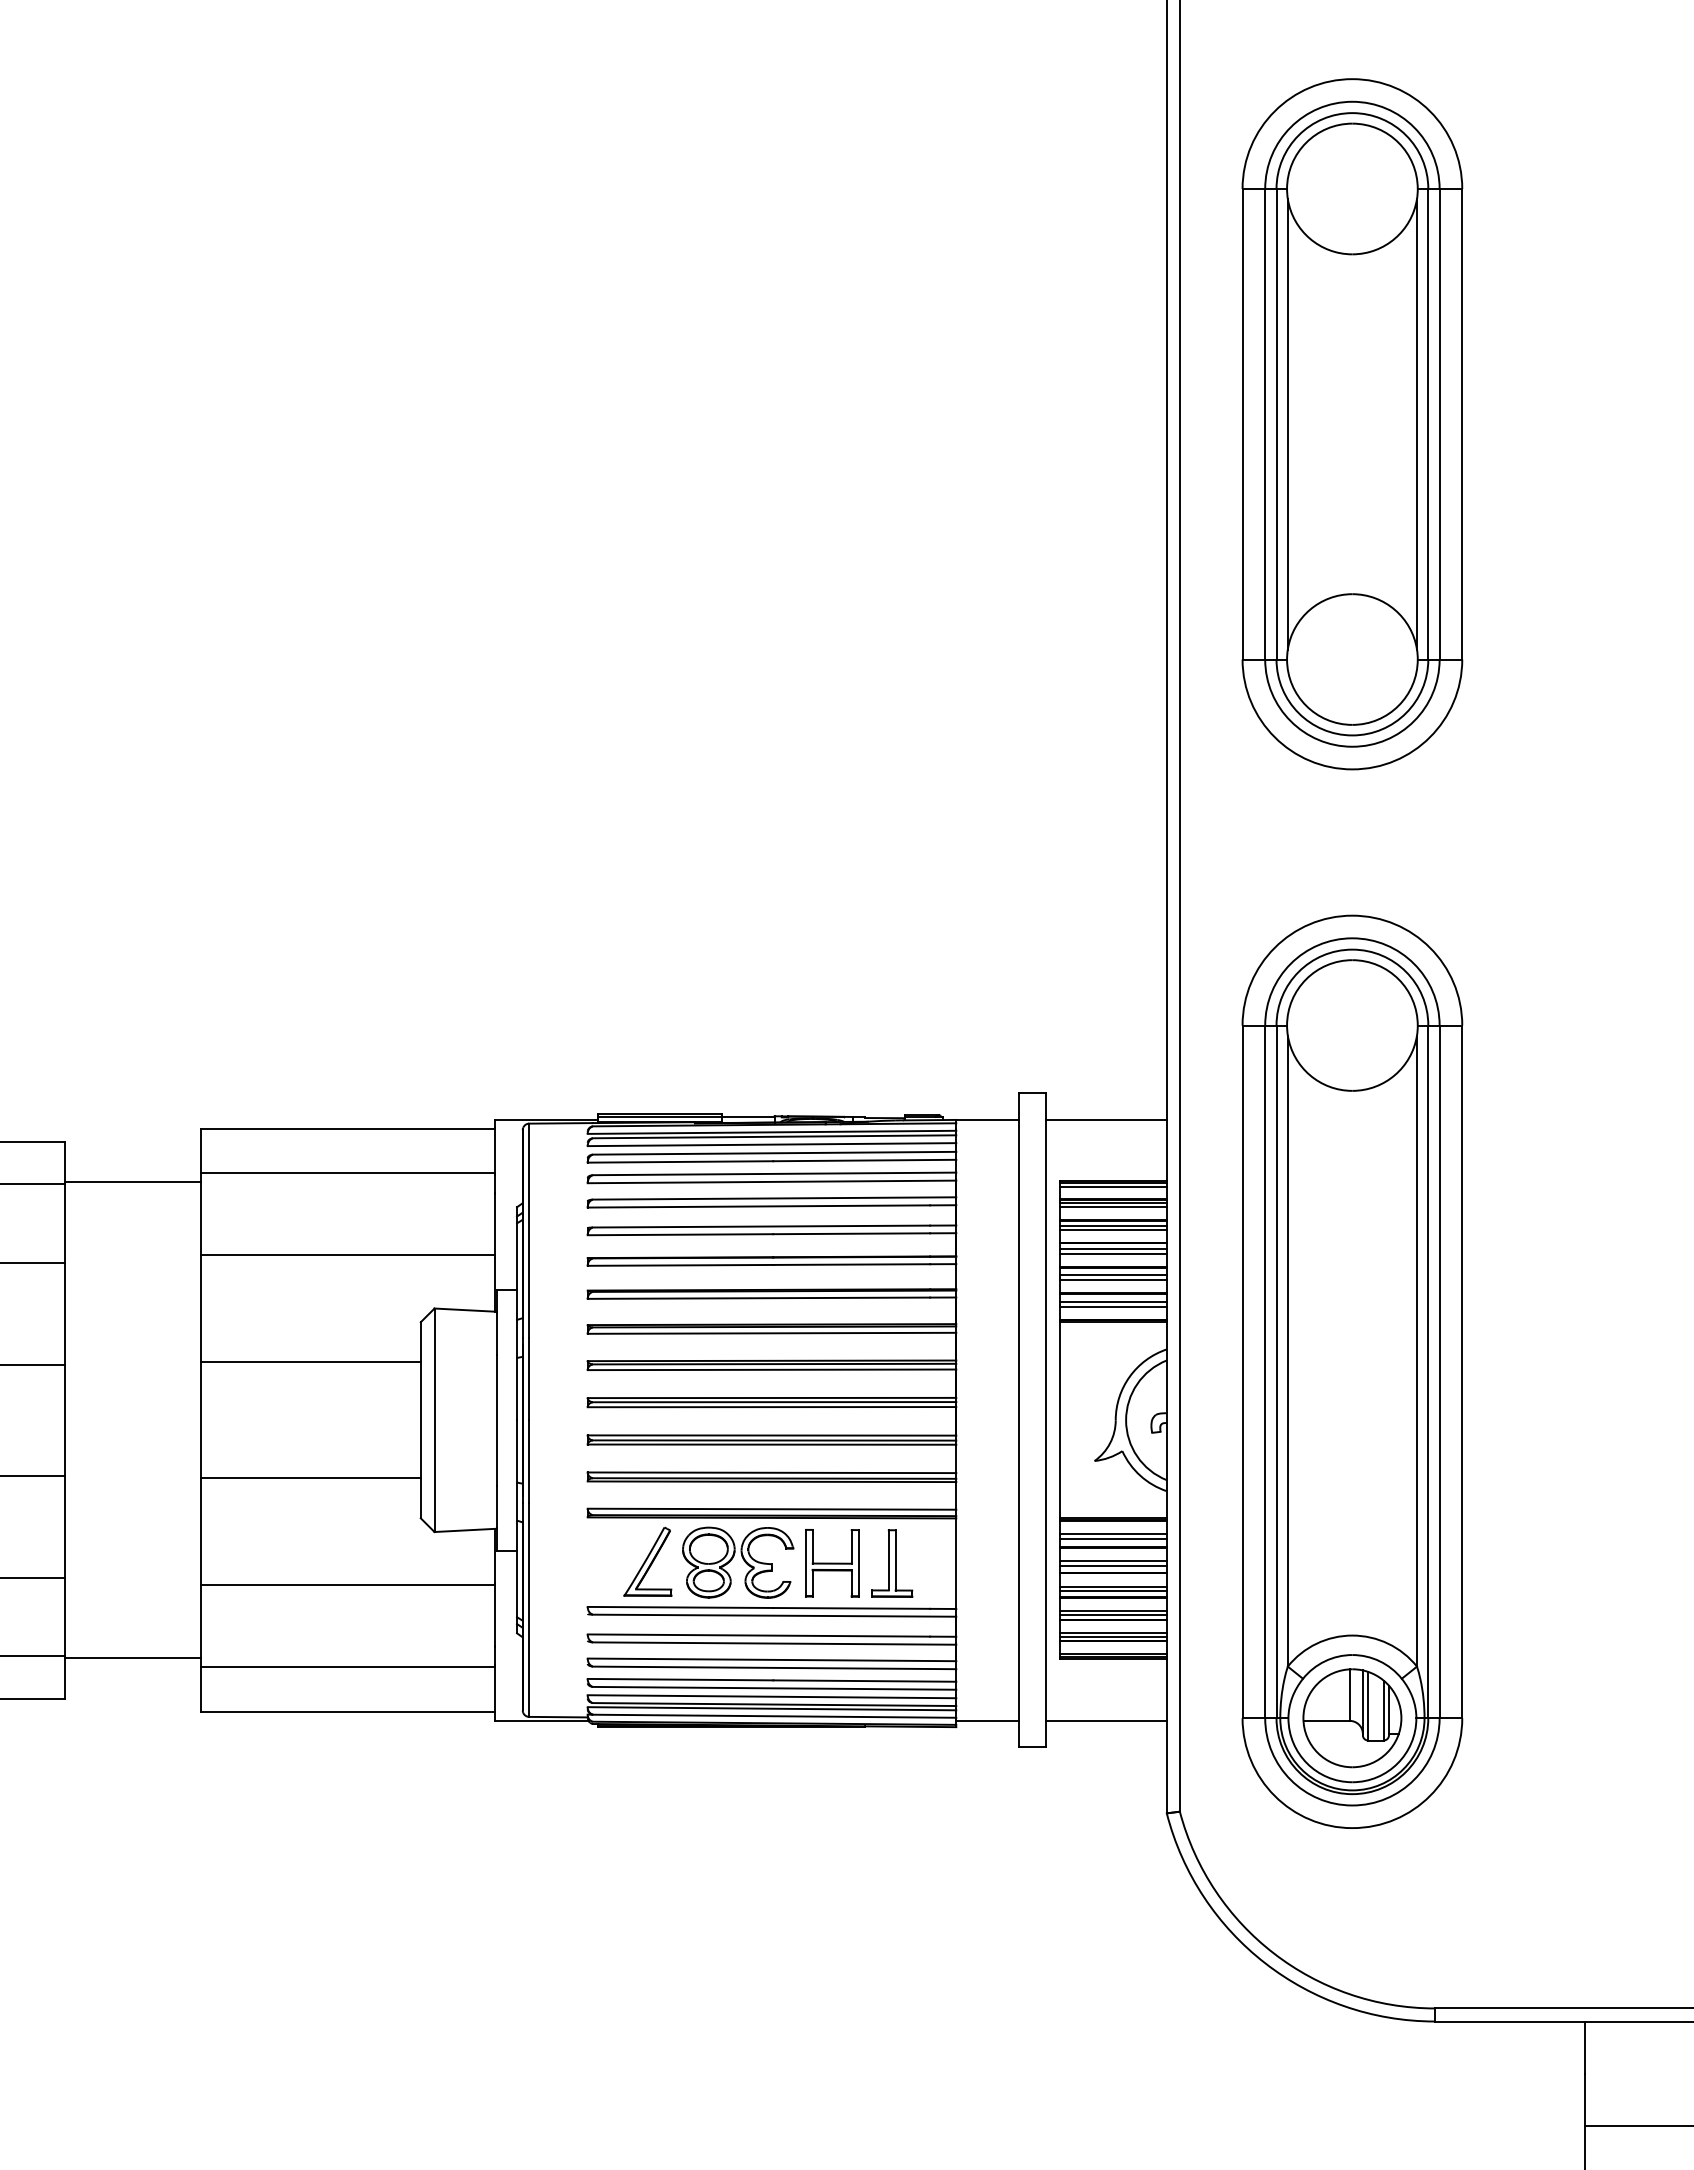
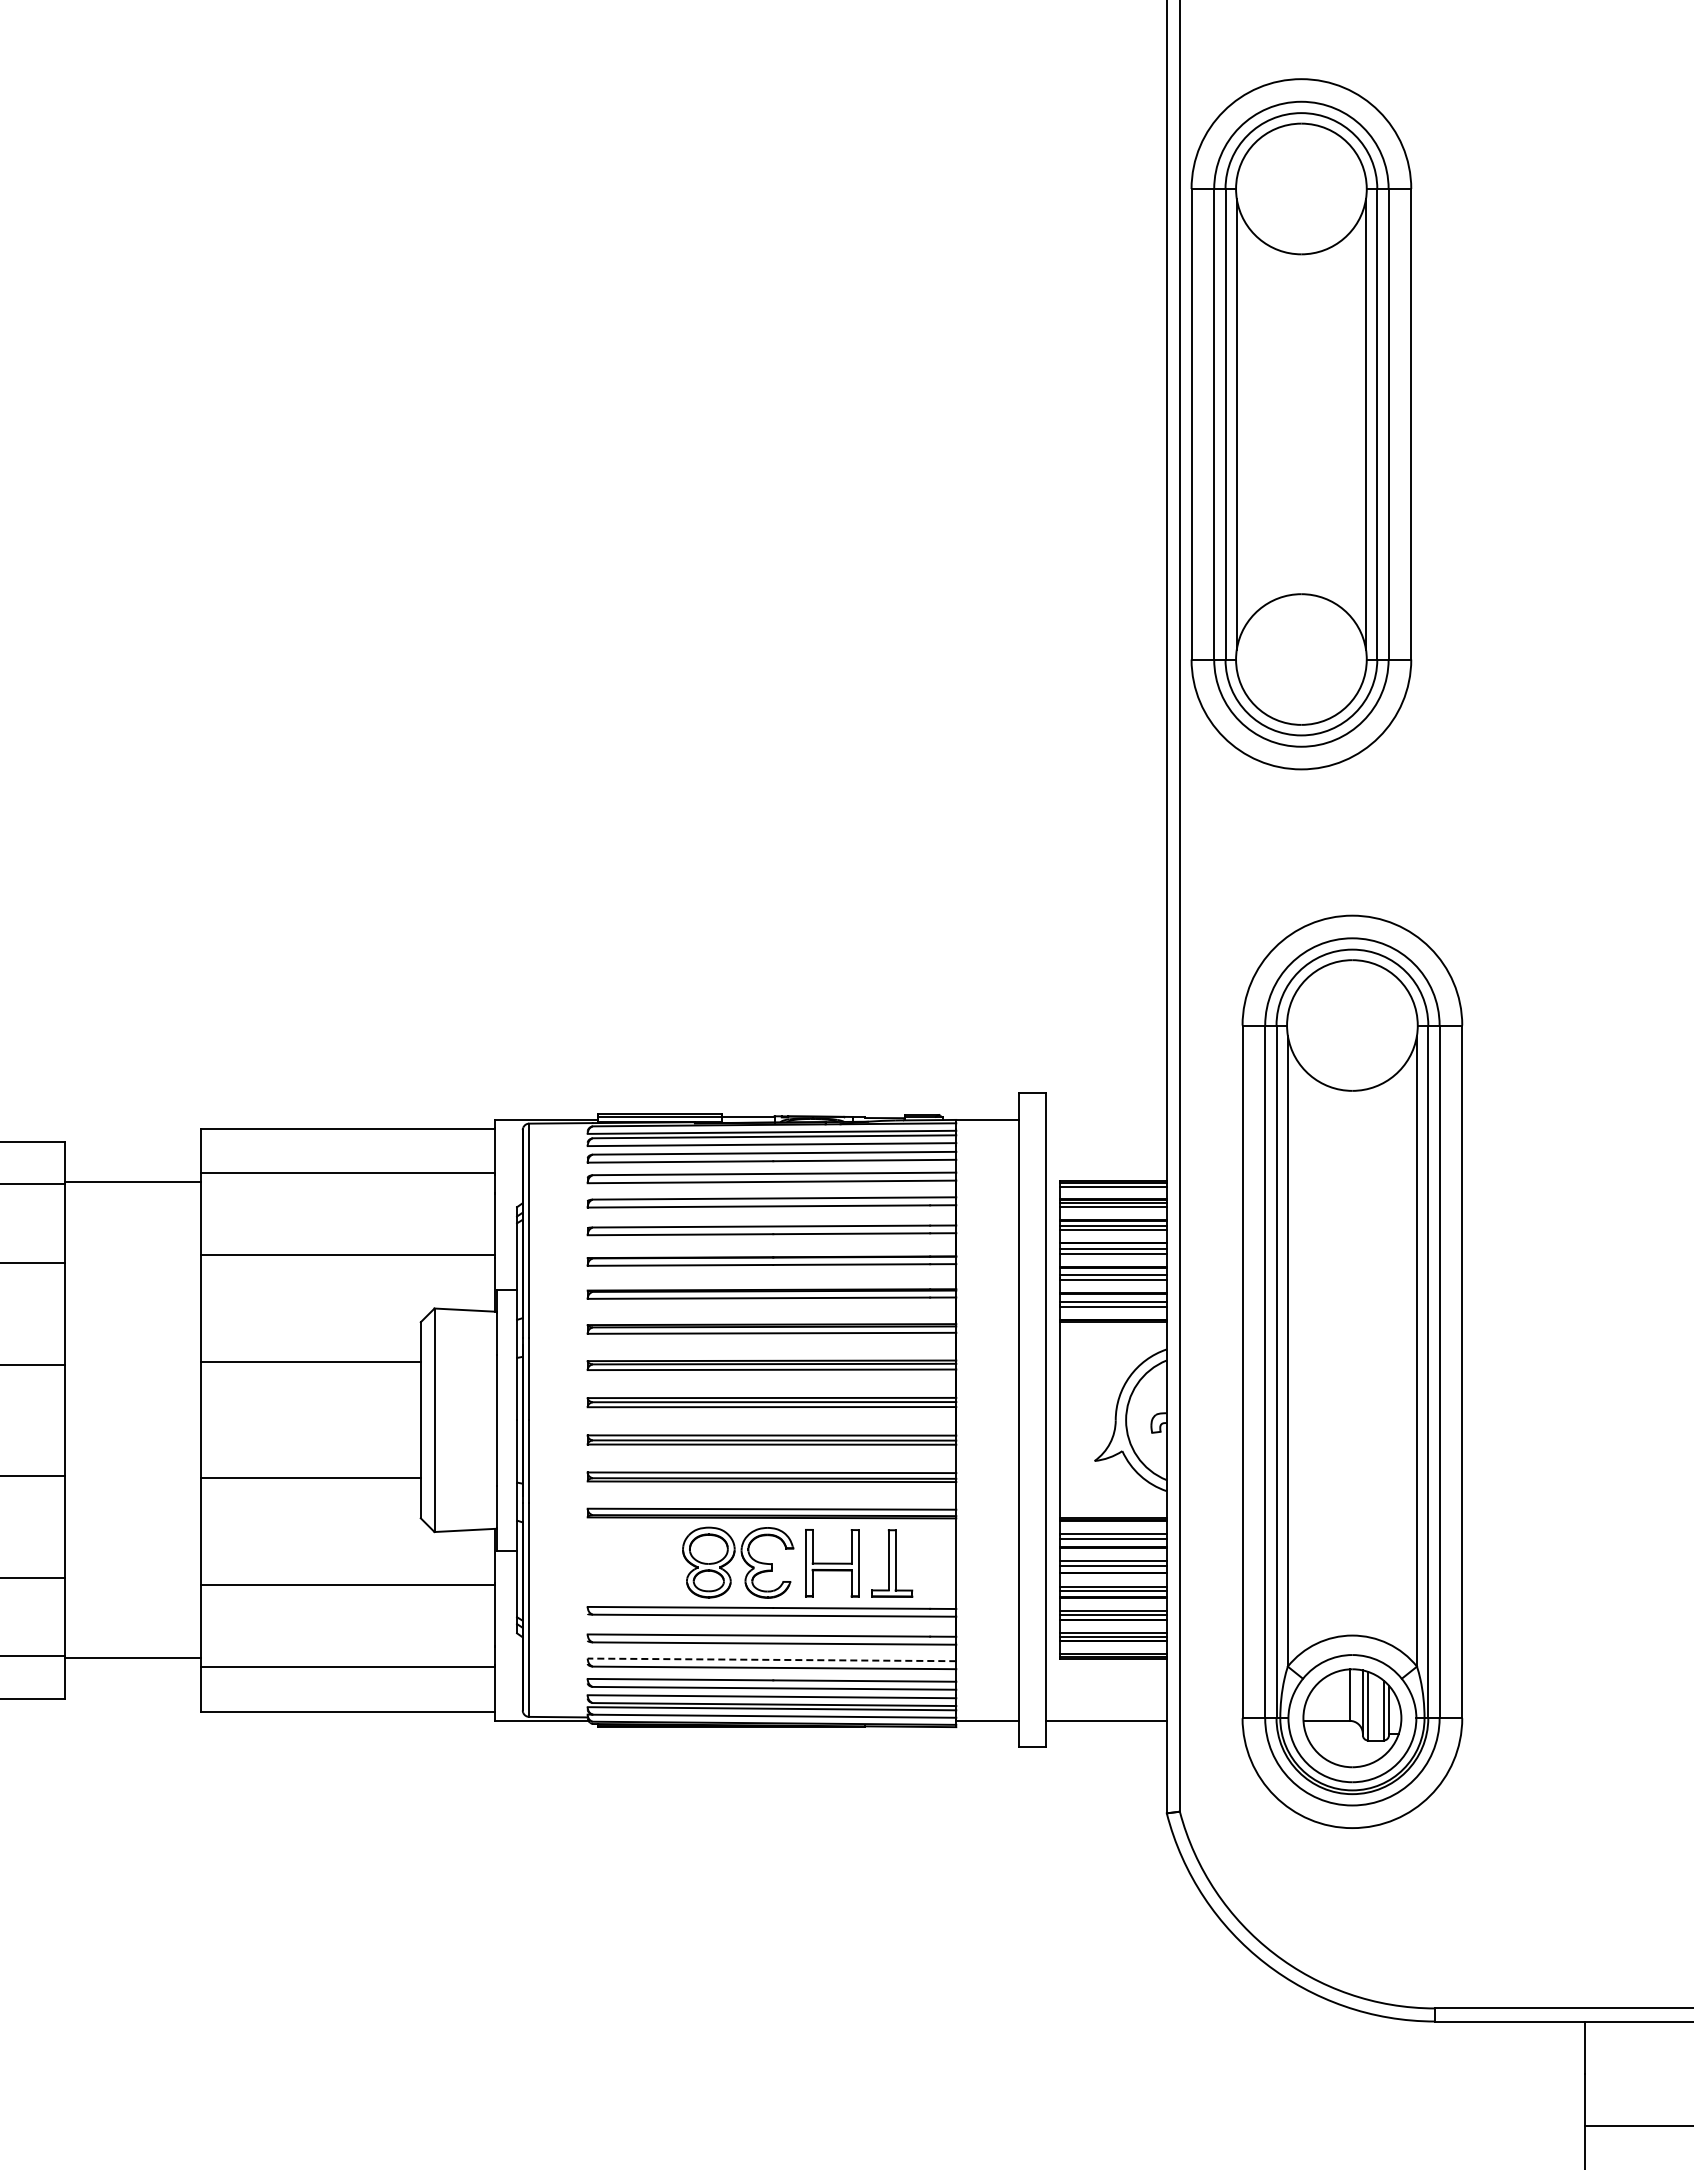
part position: (1352, 424) -> (1301, 424) (1301, 424)
line: present -> none (1105, 1119)
part: present -> none (647, 1561)
line: solid -> dashed (771, 1659)
